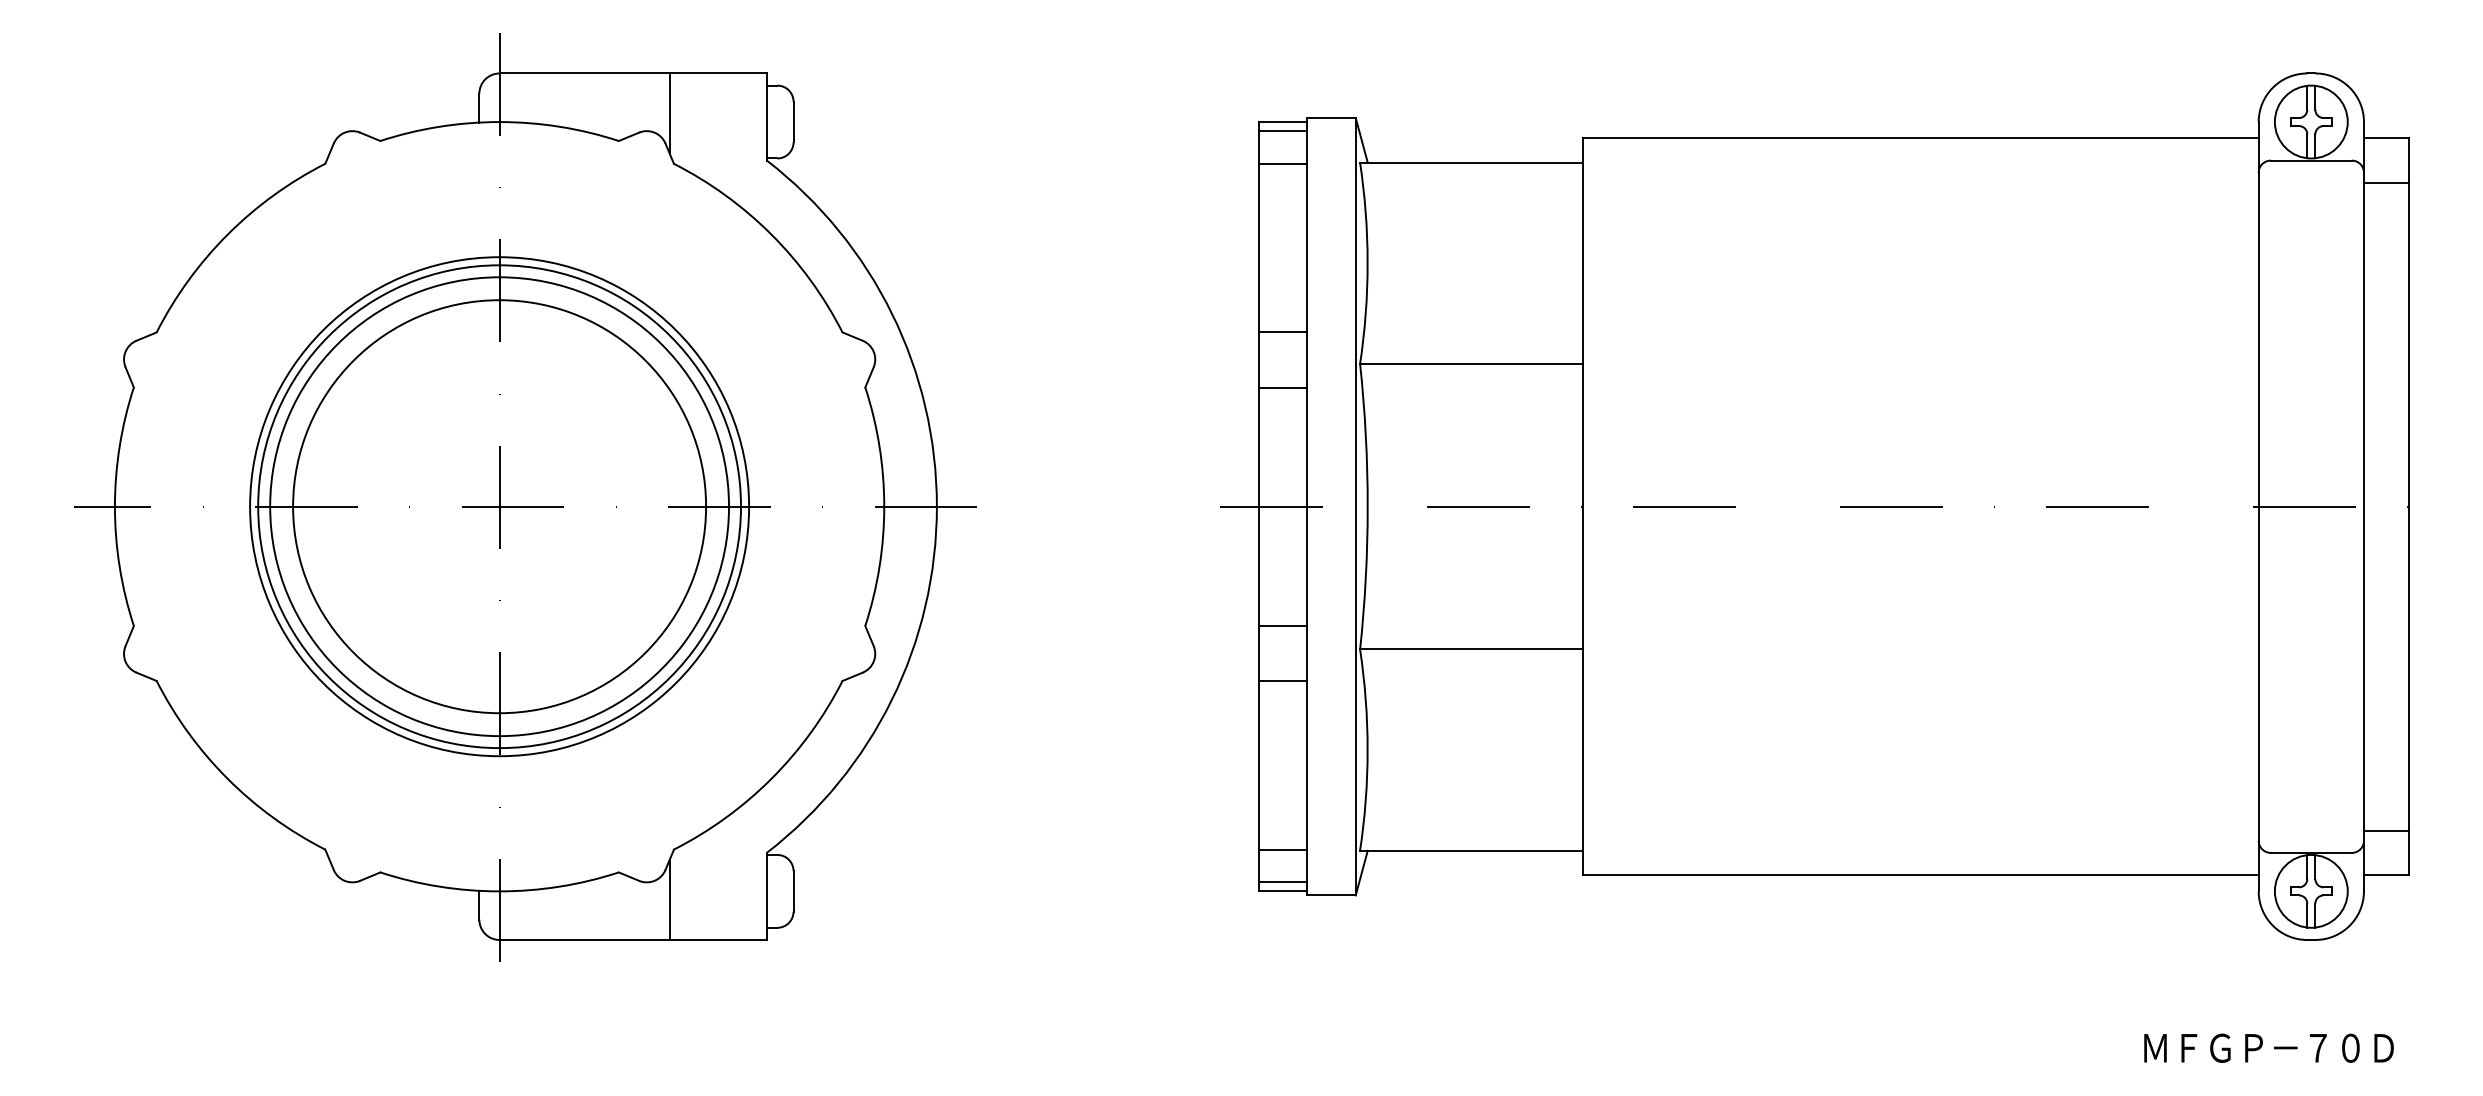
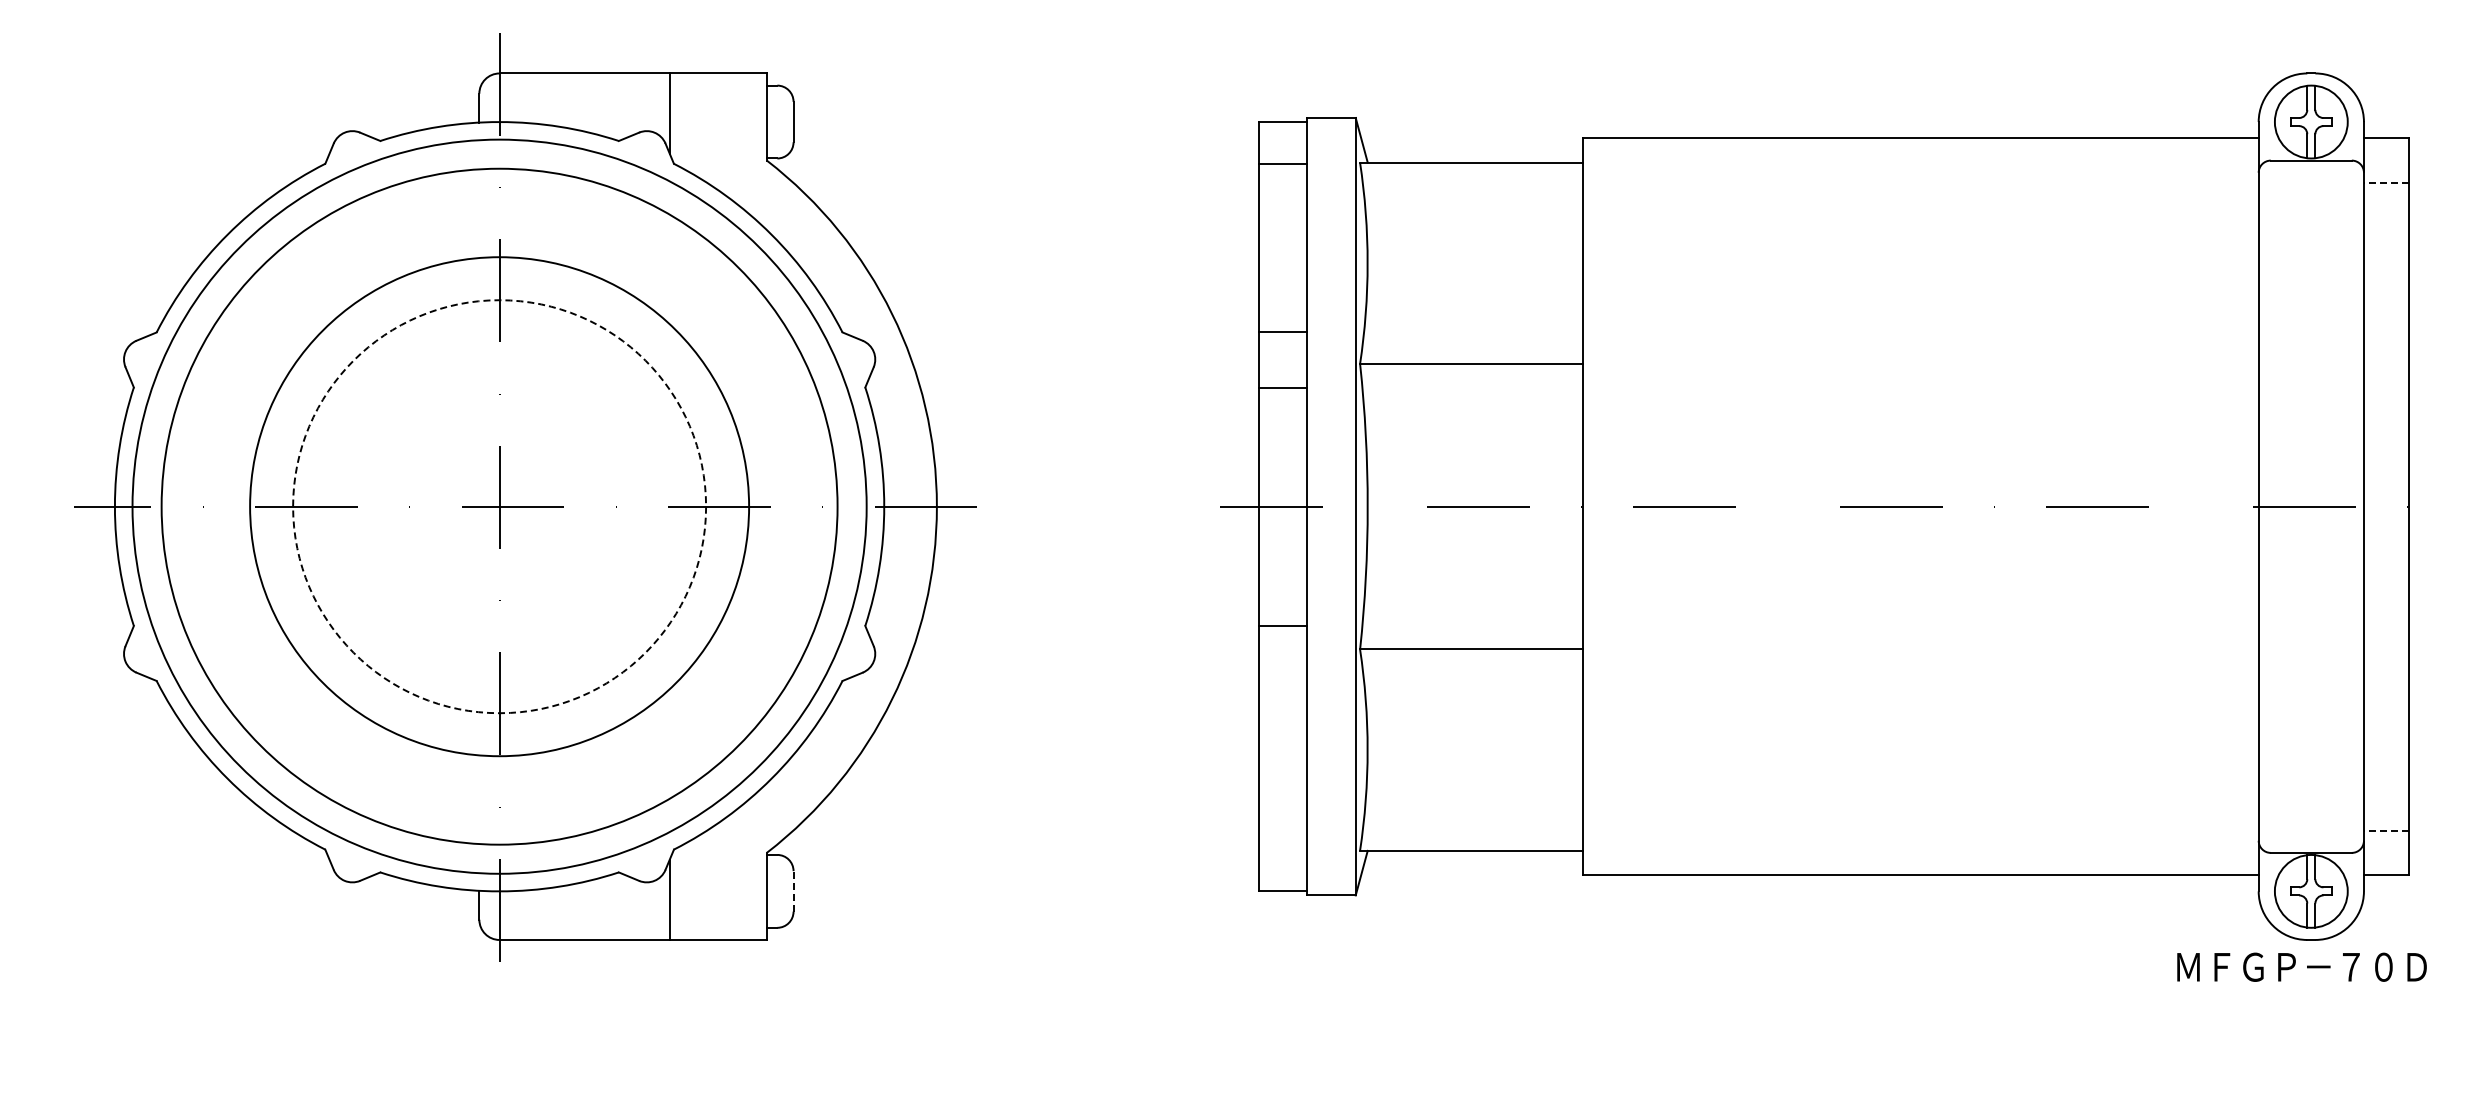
line: present -> none (1282, 131)
line: solid -> dashed (2385, 182)
circle diameter: 459 px -> 734 px (499, 506)
circle diameter: 483 px -> 676 px (499, 506)
circle: solid -> dashed (499, 506)
line: present -> none (1282, 680)
line: solid -> dashed (2385, 830)
line: present -> none (1282, 849)
line: present -> none (1282, 882)
line: solid -> dashed (793, 890)
text position: (2268, 1047) -> (2301, 966) (2301, 966)
